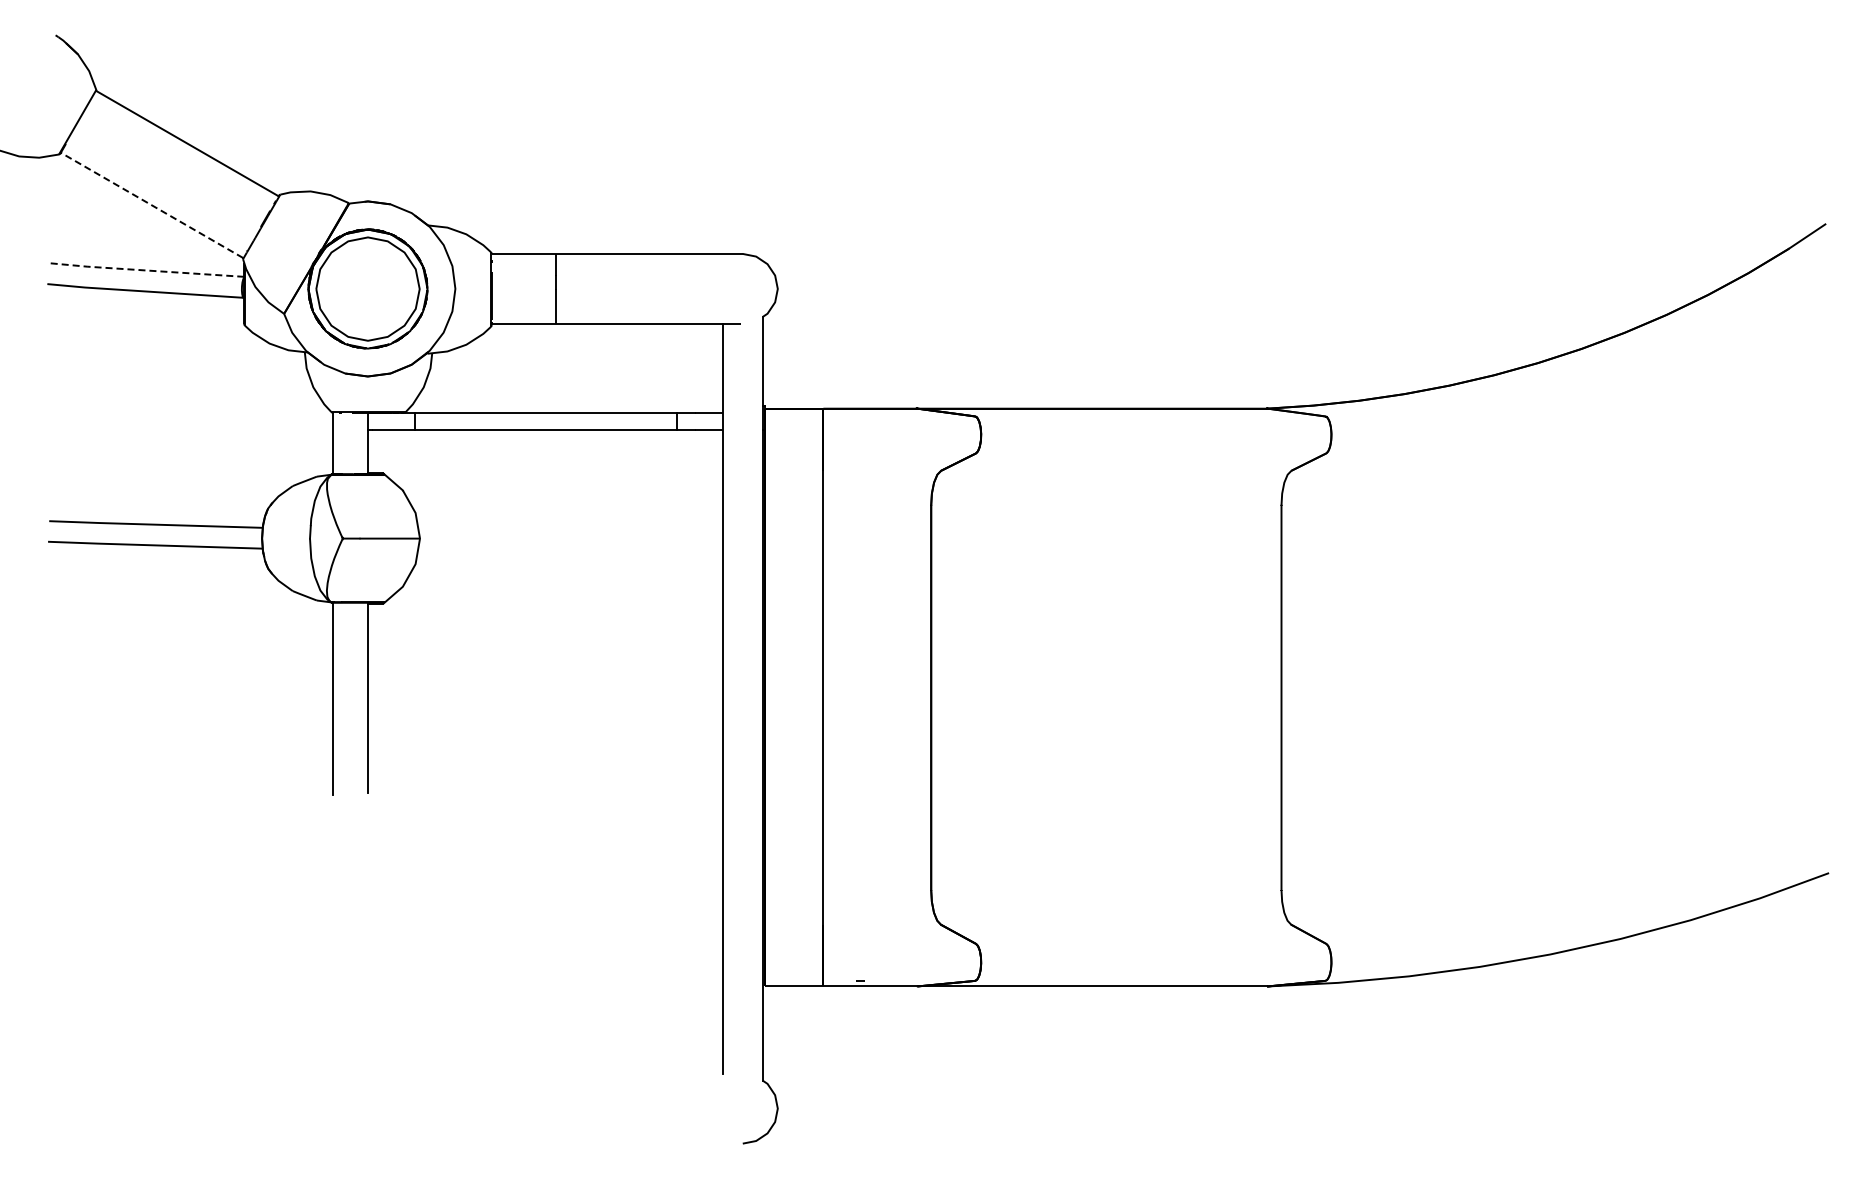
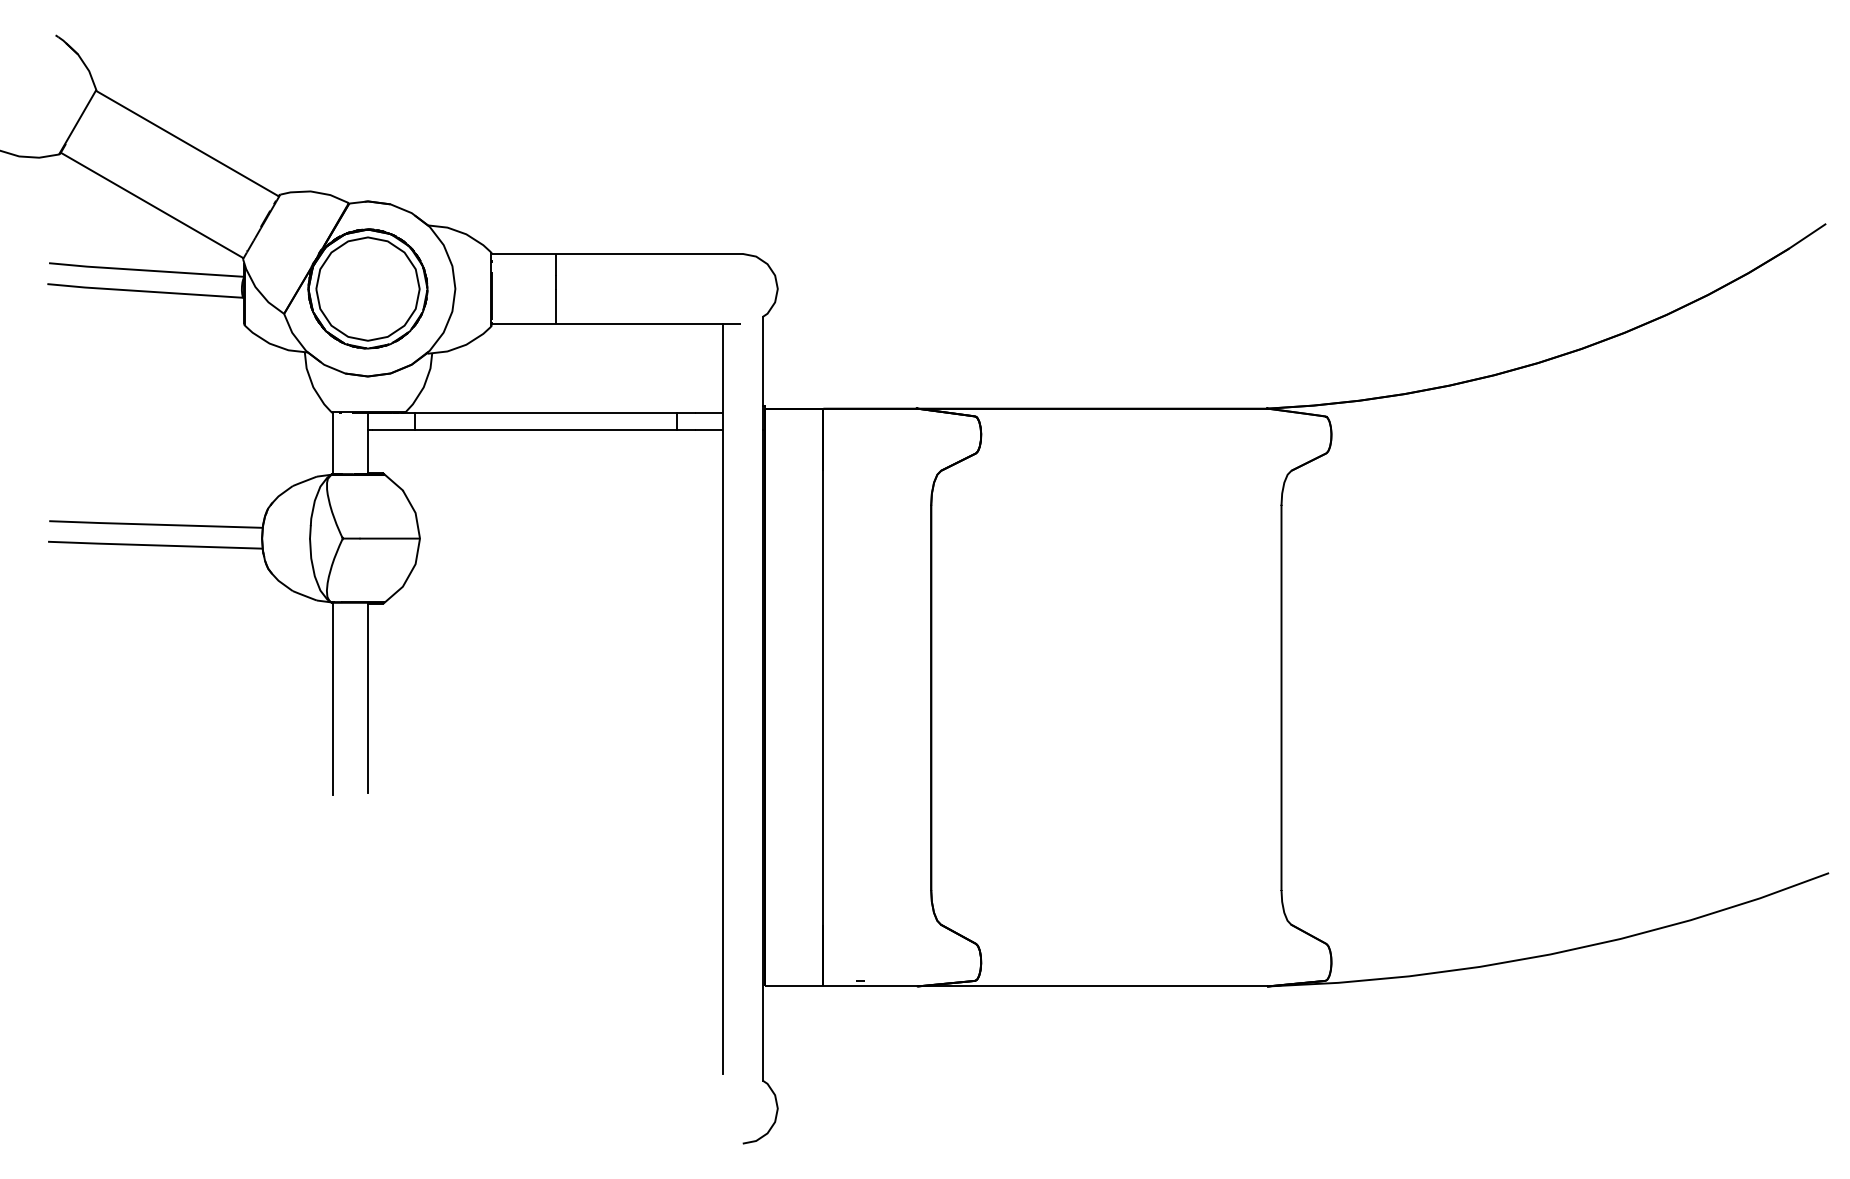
line: dashed -> solid (151, 205)
line: dashed -> solid (145, 270)
